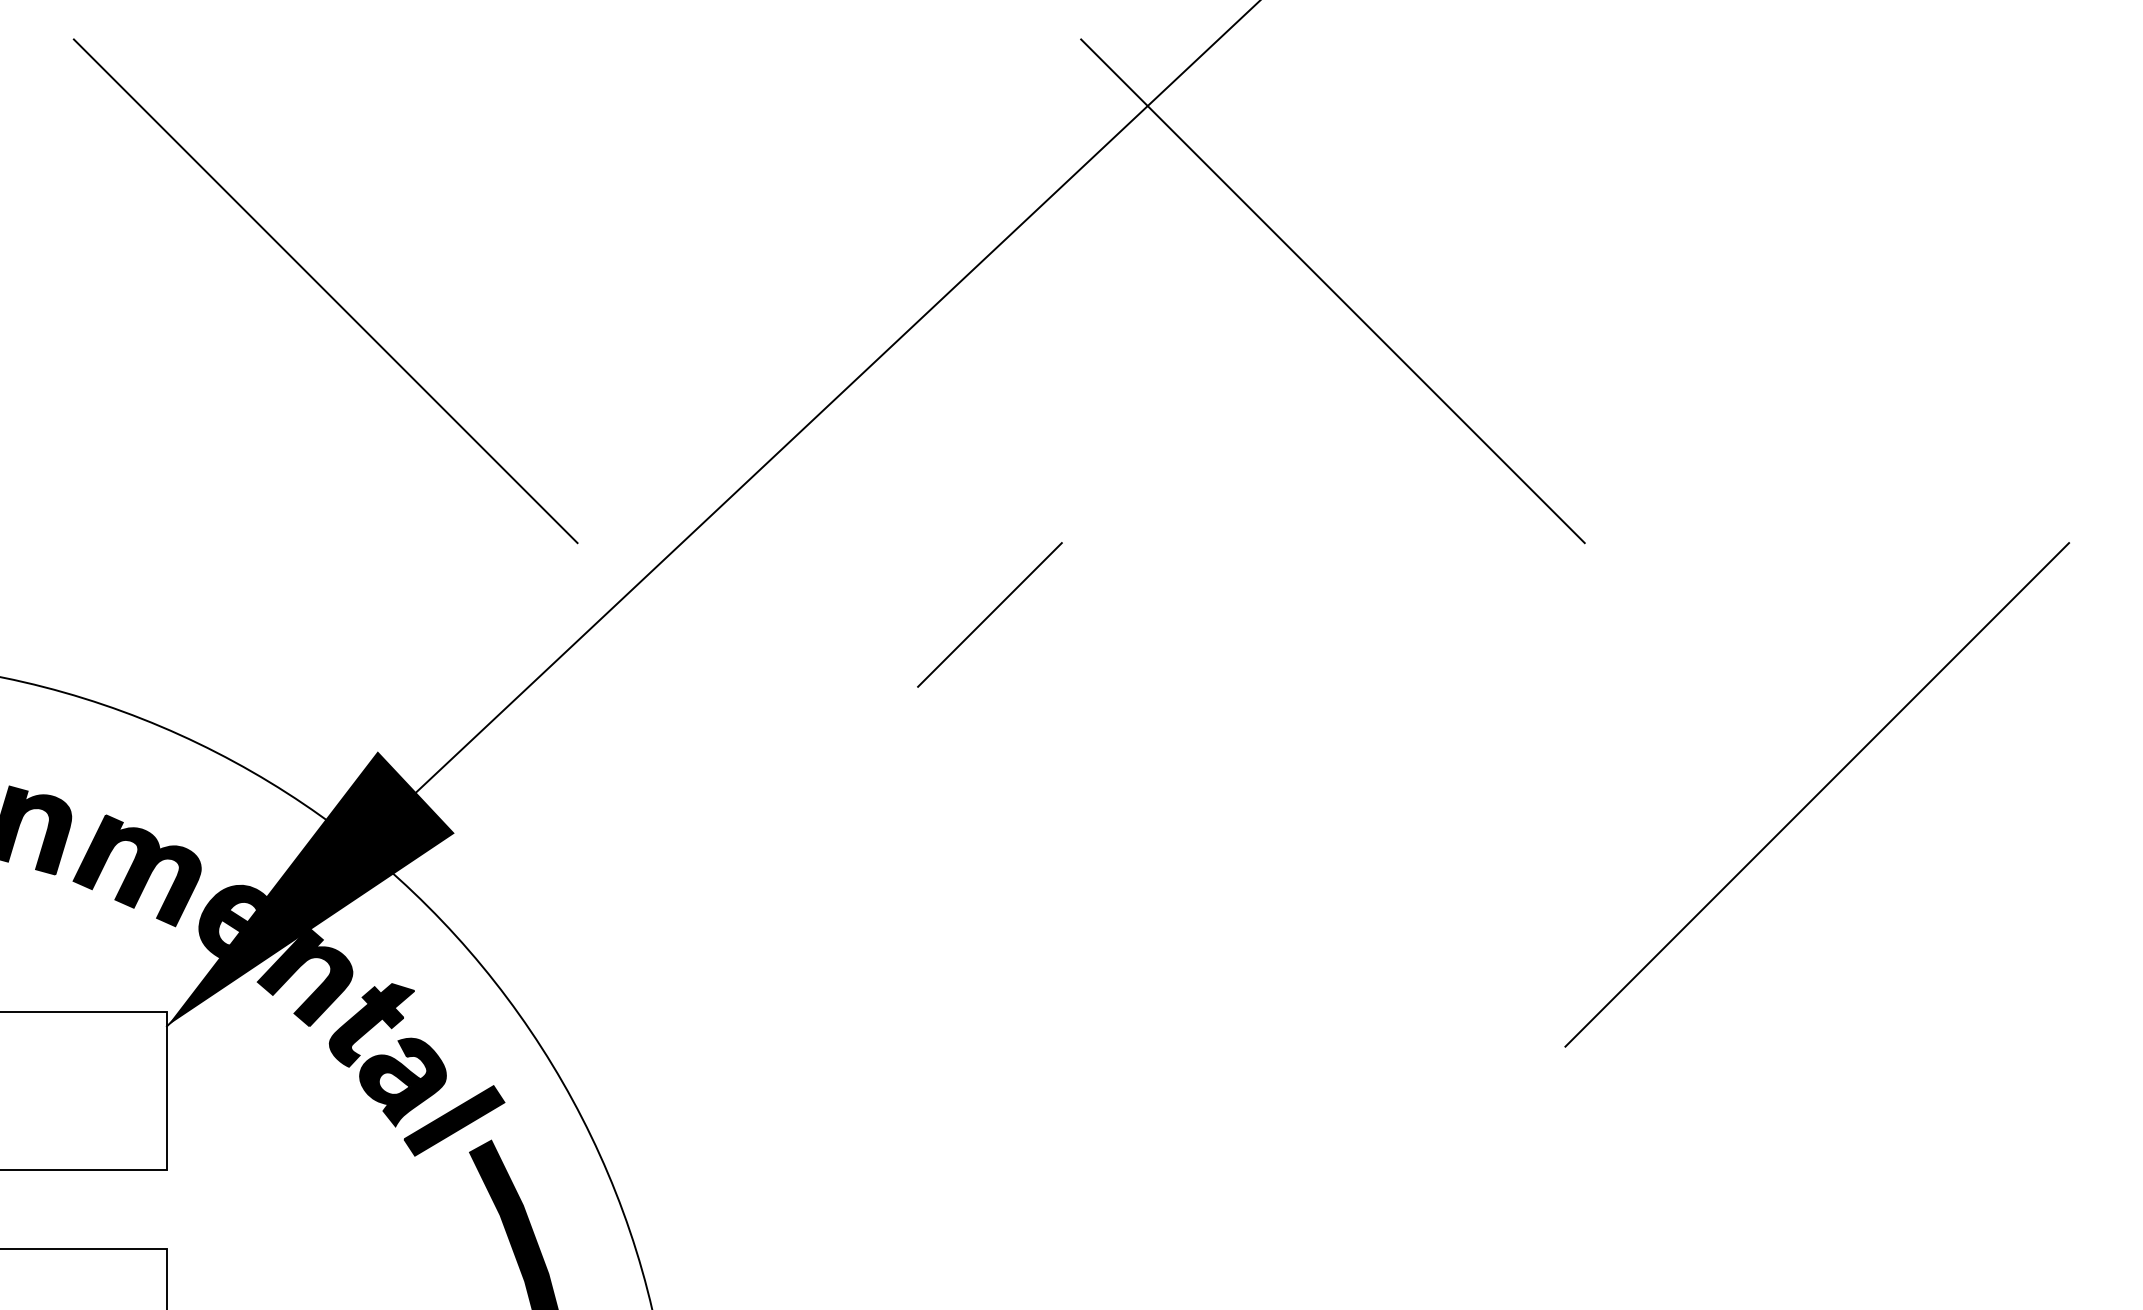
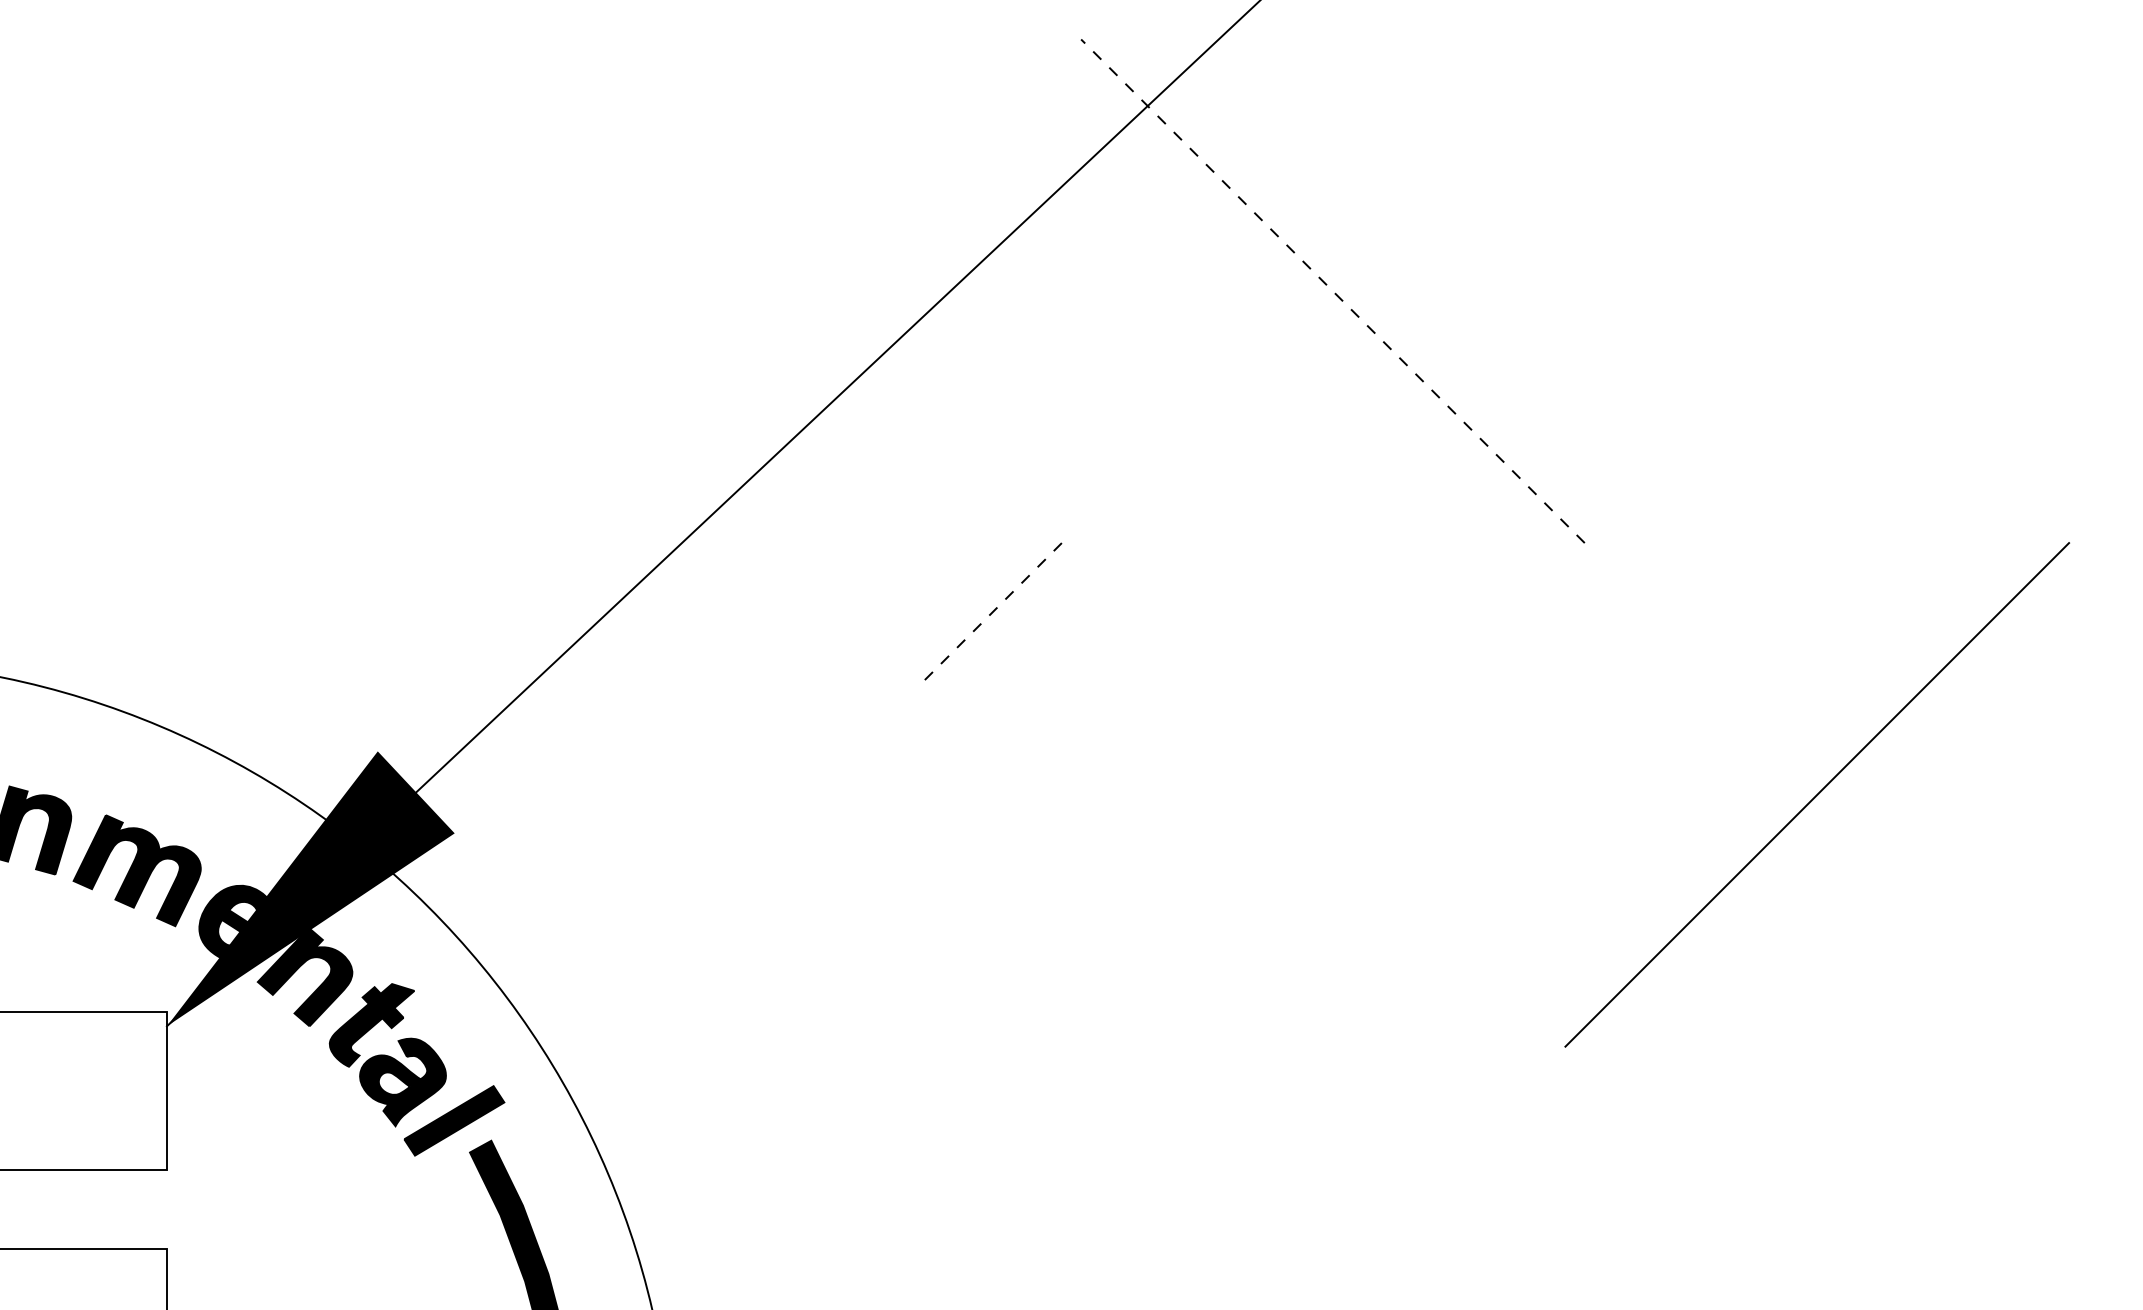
line: solid -> dashed (1332, 290)
line: present -> none (325, 291)
line: solid -> dashed (989, 614)
